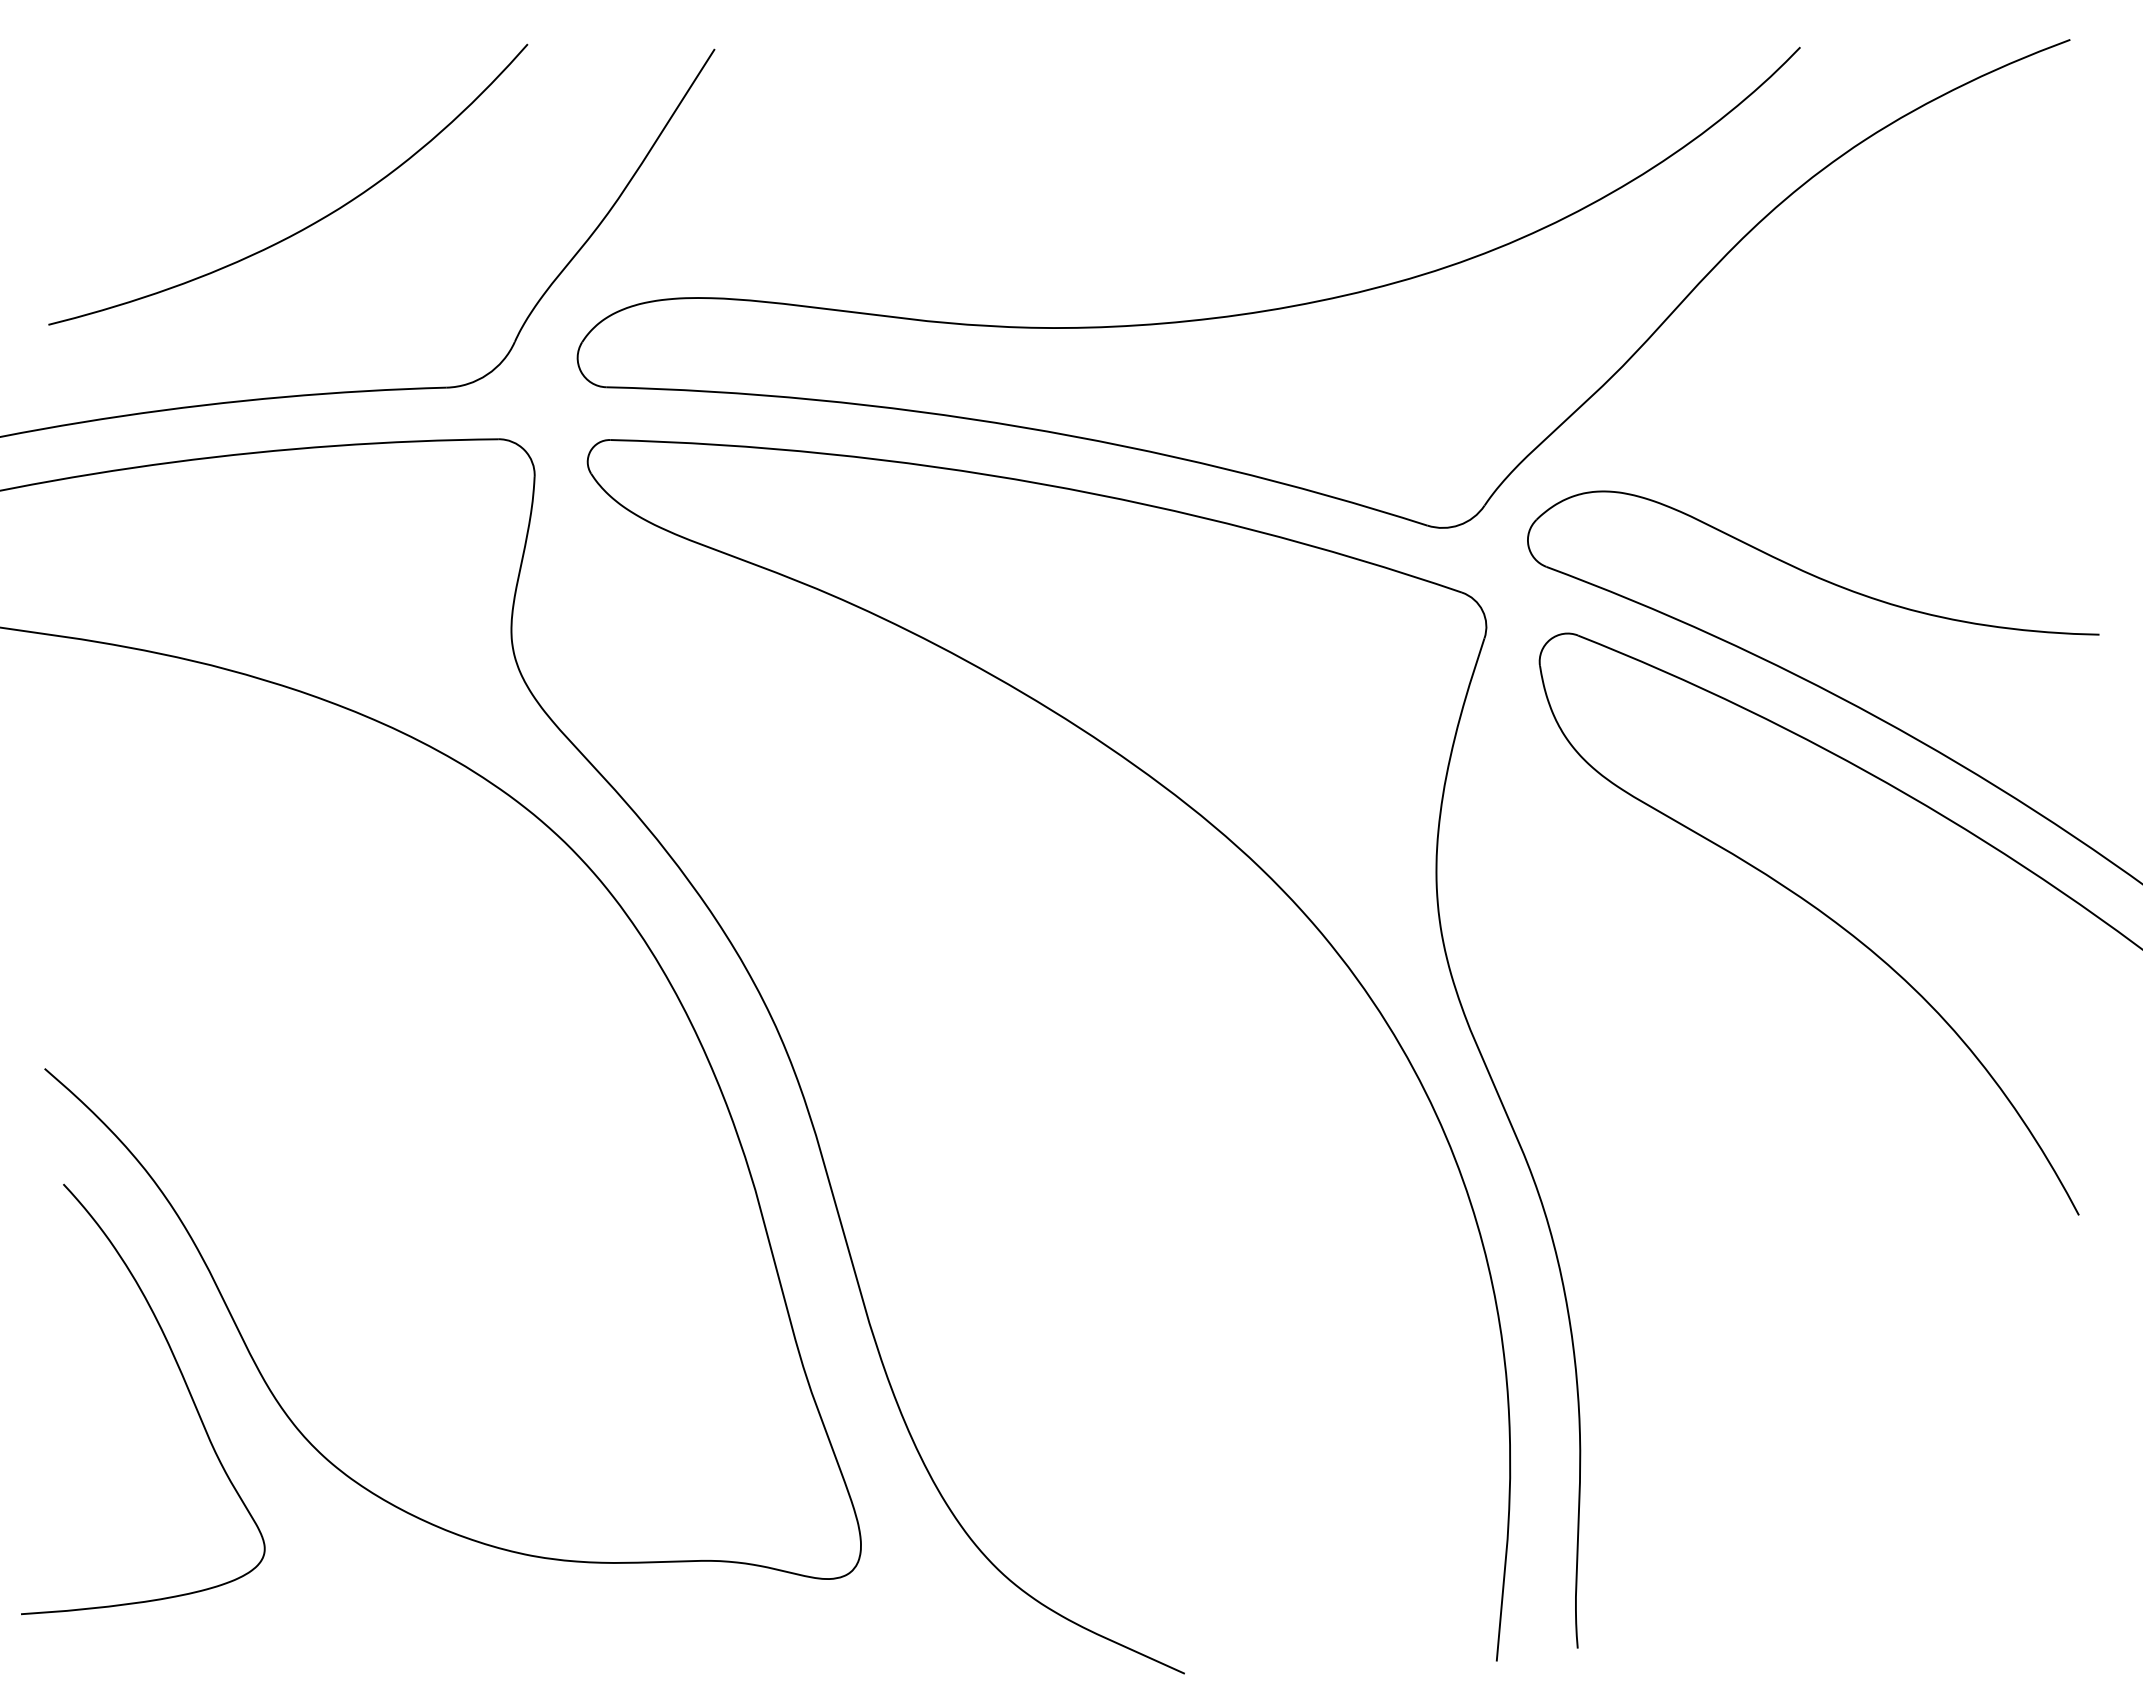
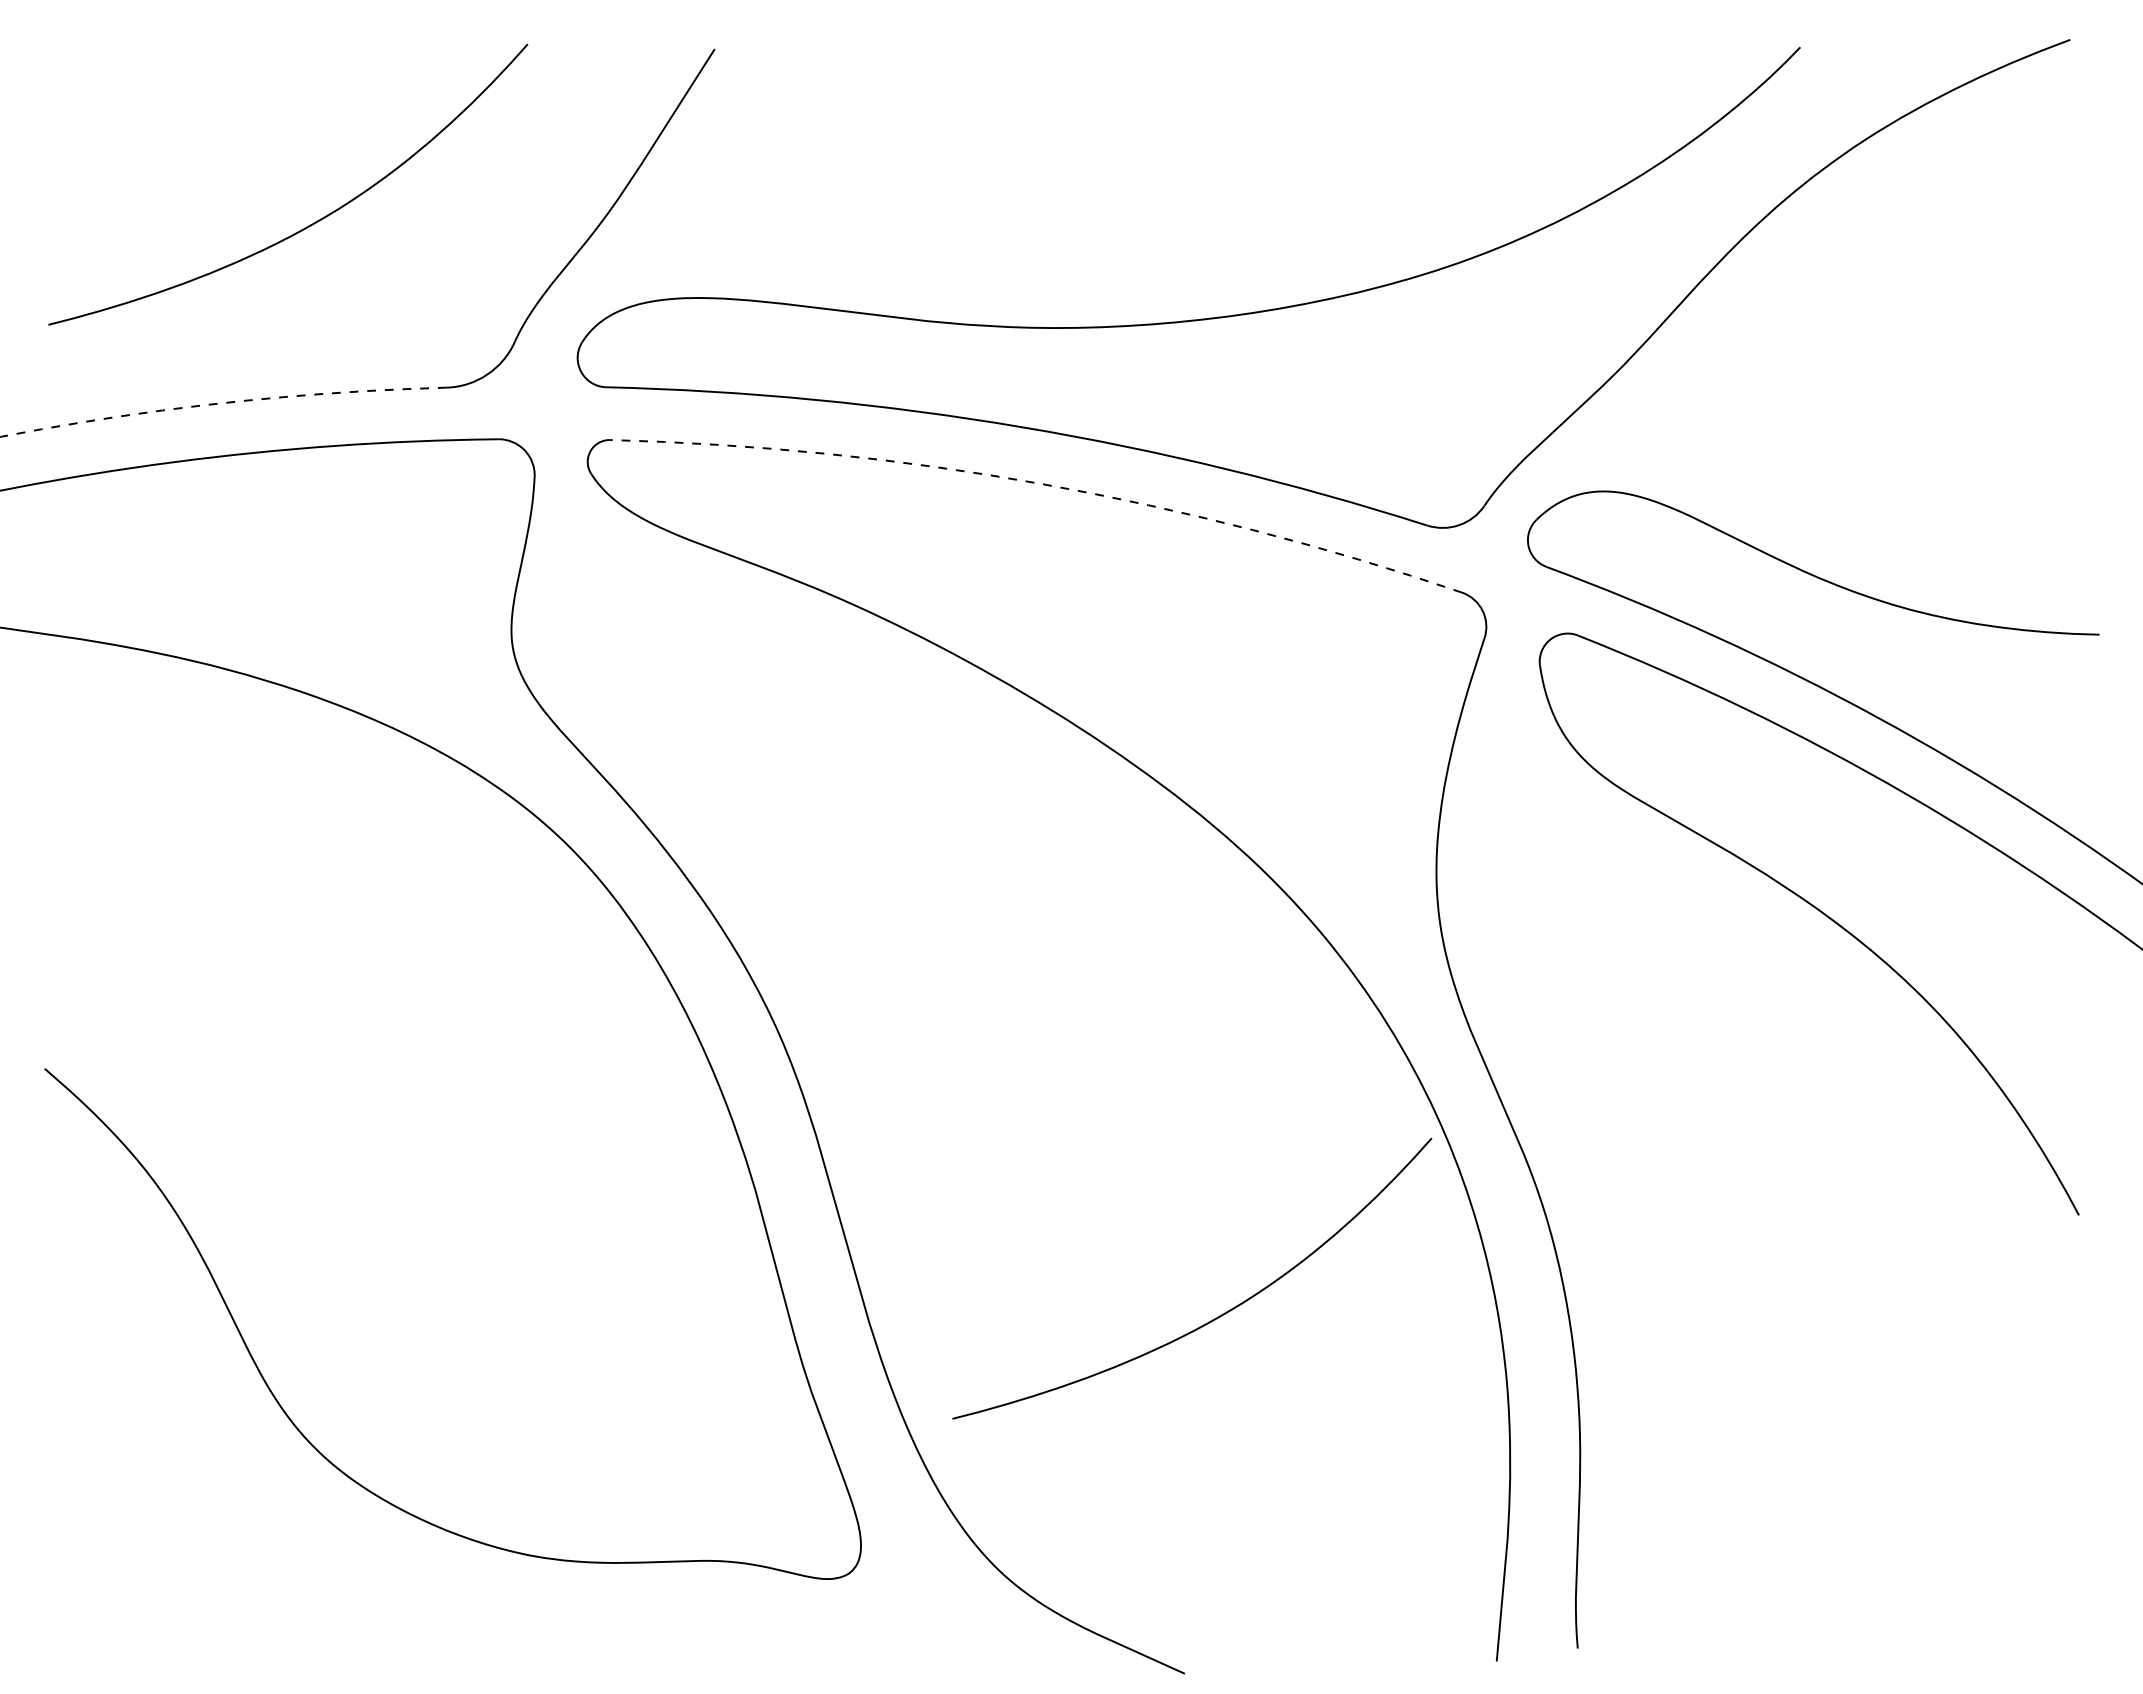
arc: solid -> dashed (221, 403)
arc: solid -> dashed (1041, 484)
curve: none -> present (1217, 1316)
curve: present -> none (185, 1385)
